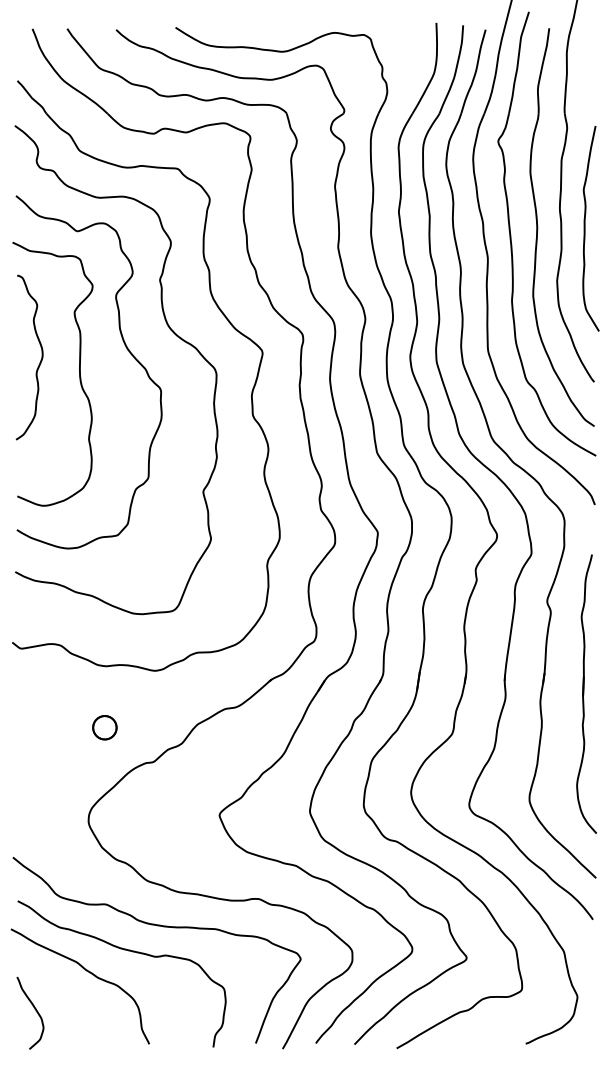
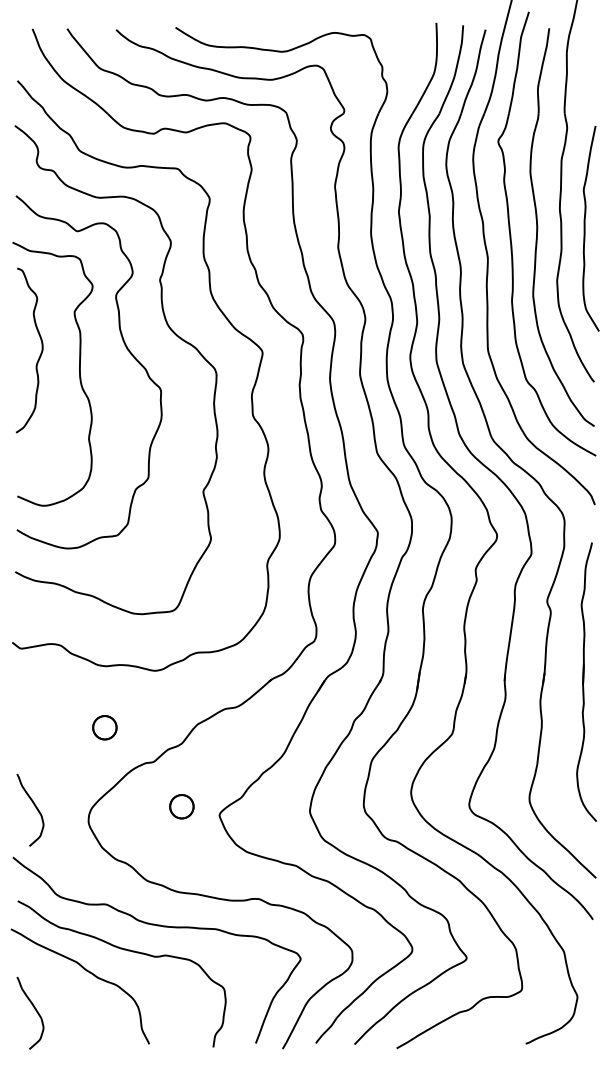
curve position: (40, 359) -> (40, 352) (40, 352)
part position: (586, 693) -> (586, 681) (586, 681)
curve: none -> present (34, 806)
part: none -> present (181, 806)
